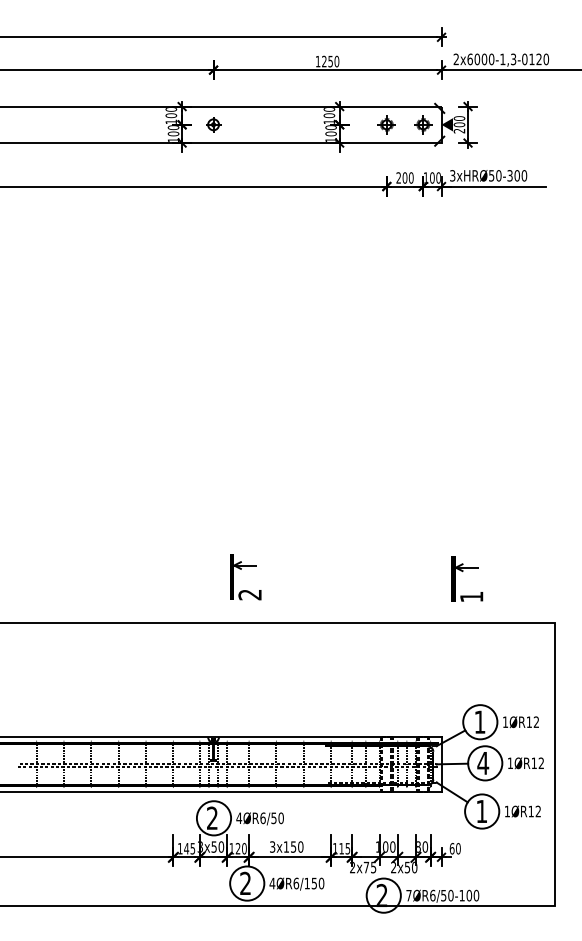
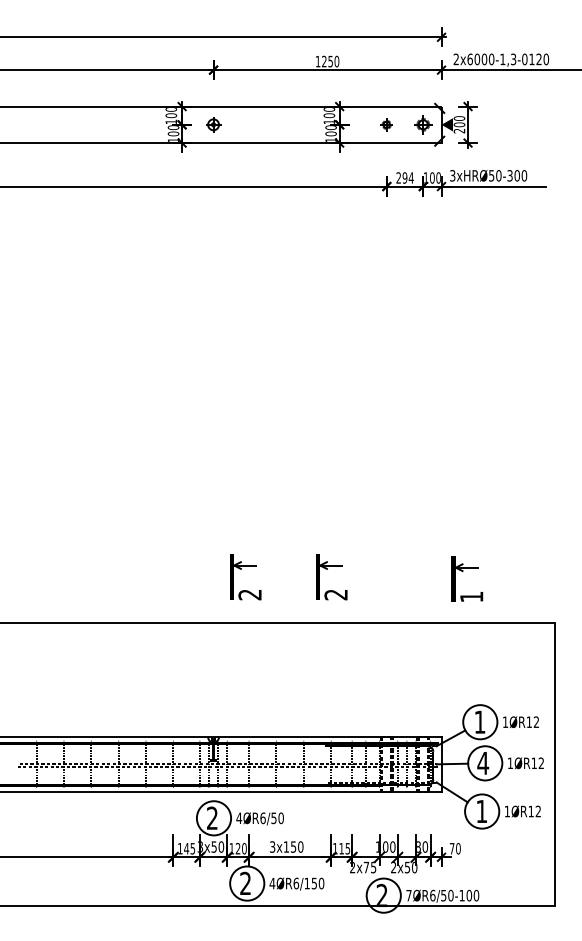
part size: 19x20 px -> 13x14 px (386, 124)
text: 200 -> 294 (407, 177)
part: none -> present (327, 569)
text: 60 -> 70 (451, 848)
